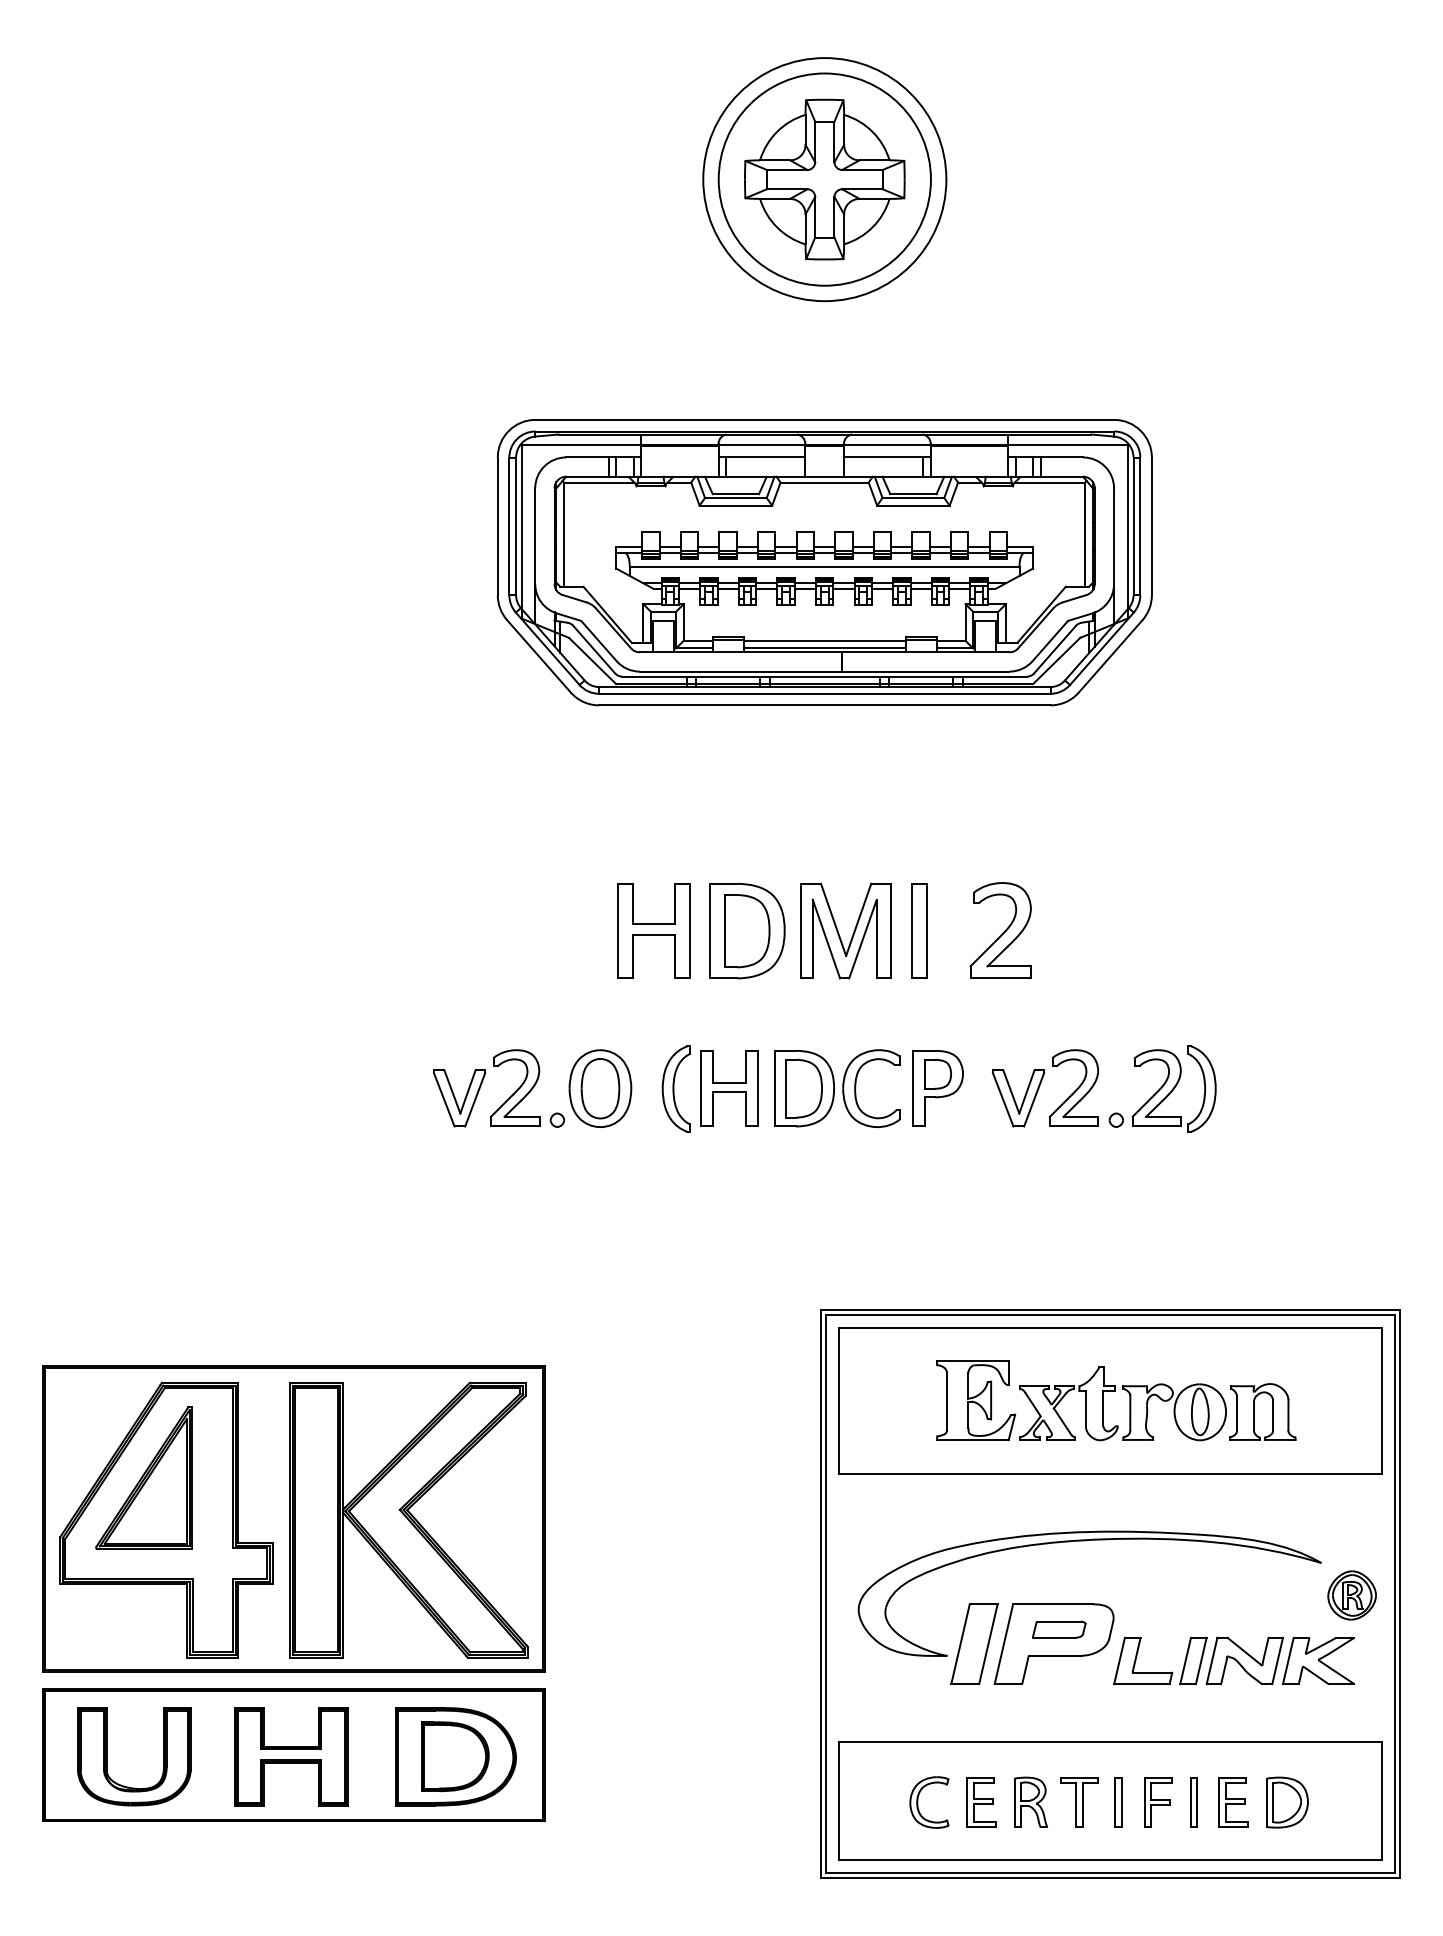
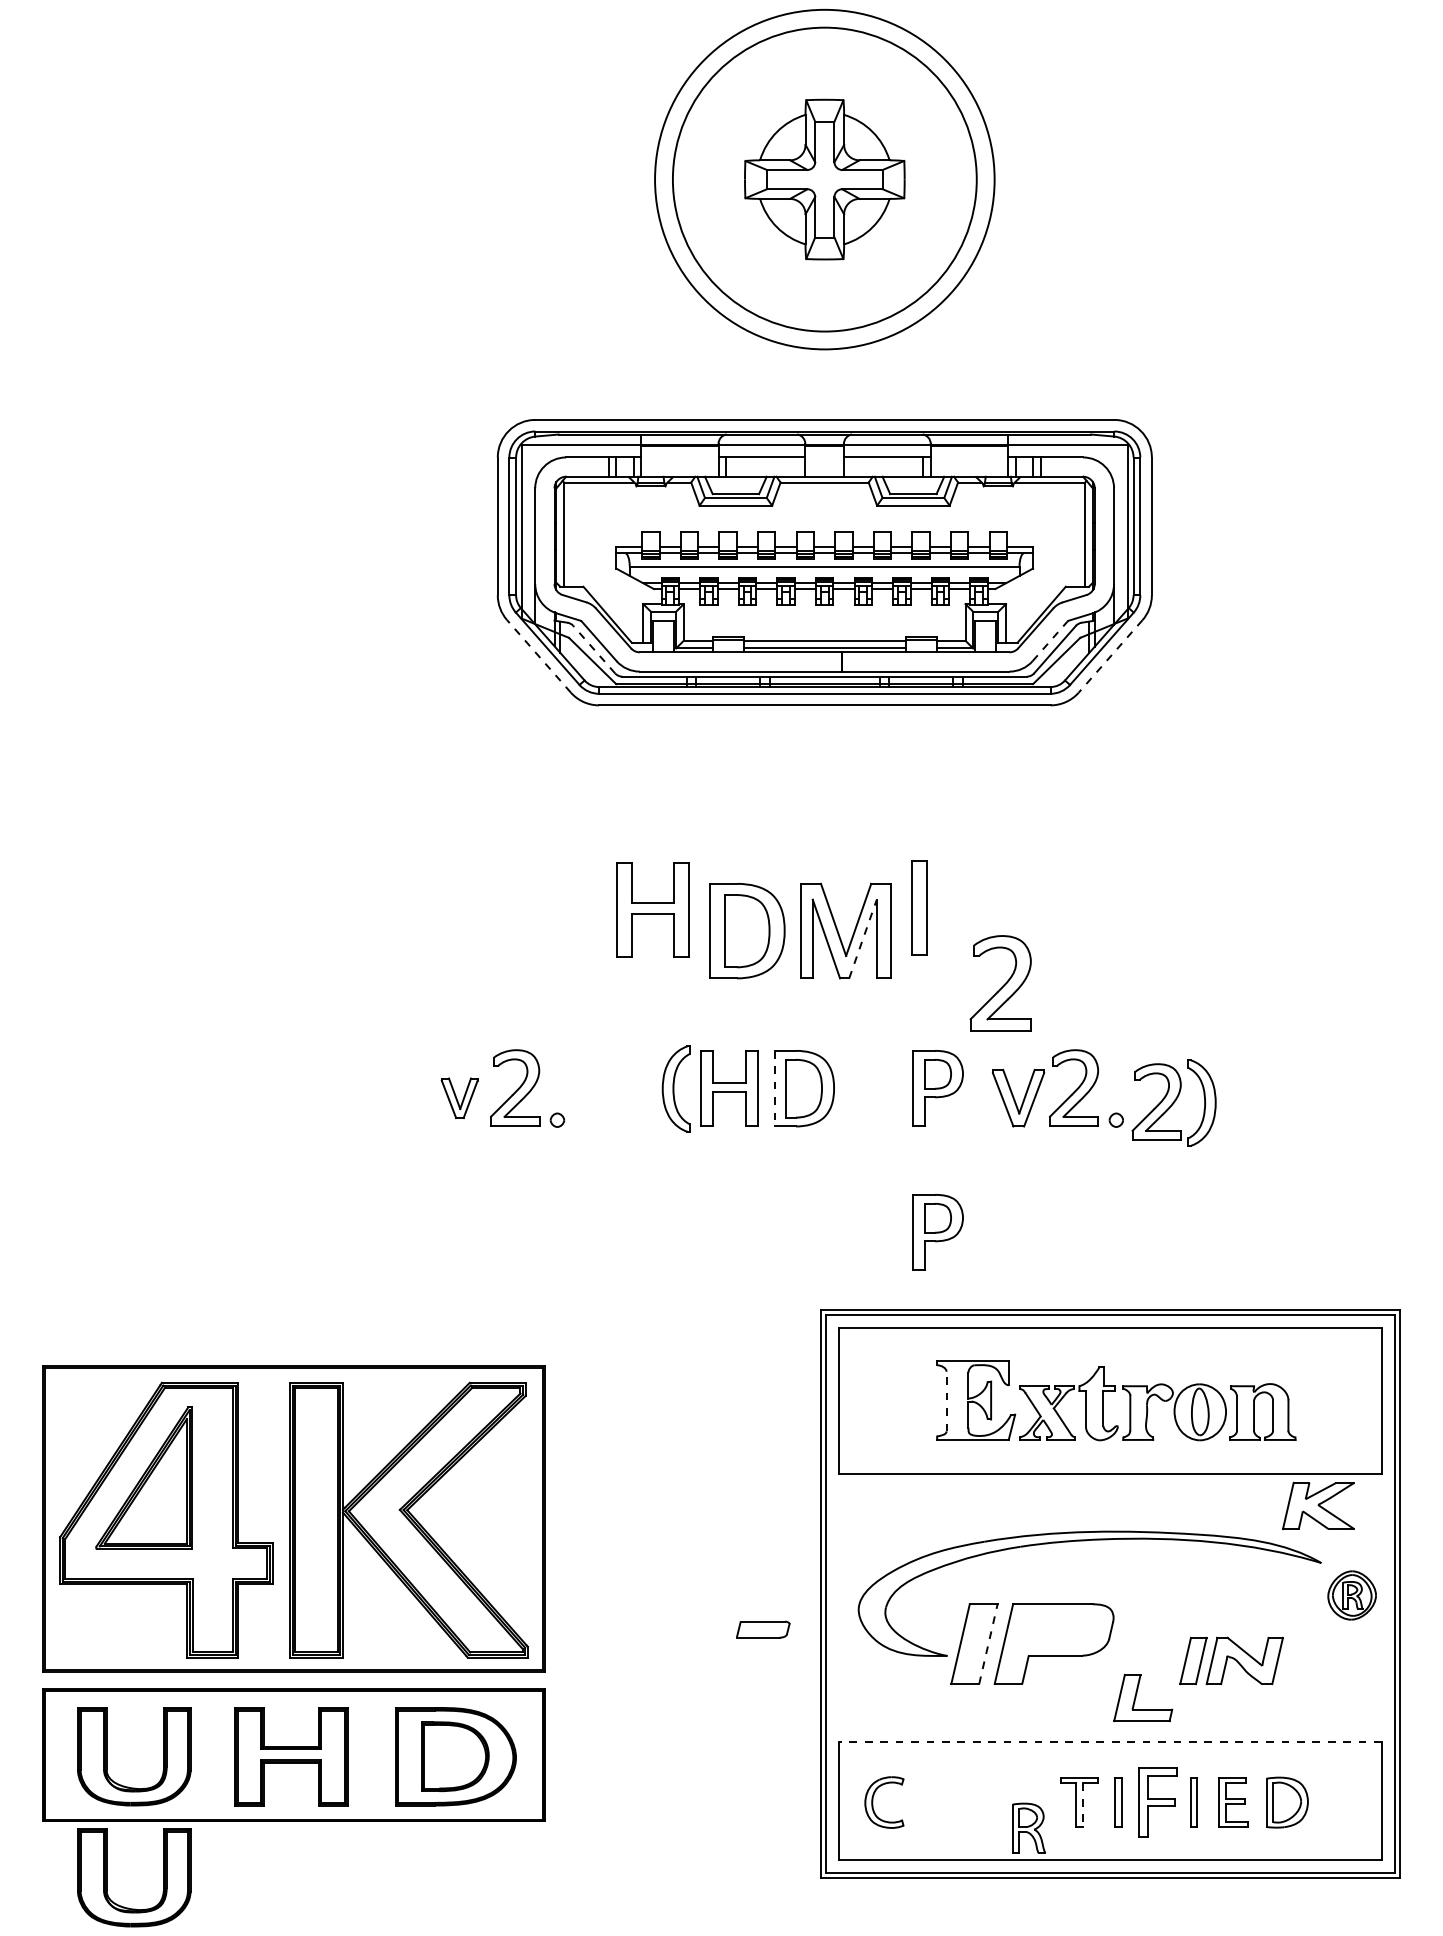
circle diameter: 212 px -> 340 px (824, 179)
circle diameter: 243 px -> 304 px (824, 179)
line: solid -> dashed (1050, 641)
line: solid -> dashed (594, 649)
line: solid -> dashed (538, 656)
line: solid -> dashed (1110, 656)
part position: (653, 930) -> (652, 909) (652, 909)
part position: (919, 930) -> (919, 907) (919, 907)
part position: (1000, 930) -> (1000, 983) (1000, 983)
line: solid -> dashed (863, 938)
part: present -> none (600, 1088)
line: solid -> dashed (774, 1088)
part: present -> none (856, 1088)
part position: (1173, 1088) -> (1173, 1102) (1173, 1102)
part size: 54x59 px -> 39x42 px (459, 1097)
part: none -> present (937, 1232)
line: solid -> dashed (946, 1401)
part position: (1059, 1629) -> (763, 1629) (763, 1629)
line: solid -> dashed (988, 1644)
part position: (1136, 1660) -> (1136, 1697) (1136, 1697)
part position: (1318, 1660) -> (1318, 1505) (1318, 1505)
line: solid -> dashed (1109, 1742)
part position: (1030, 1801) -> (1028, 1827) (1028, 1827)
part position: (918, 1802) -> (873, 1802) (873, 1802)
part: present -> none (981, 1802)
part size: 29x51 px -> 40x71 px (1157, 1802)
line: solid -> dashed (1082, 1805)
part: none -> present (107, 1877)
